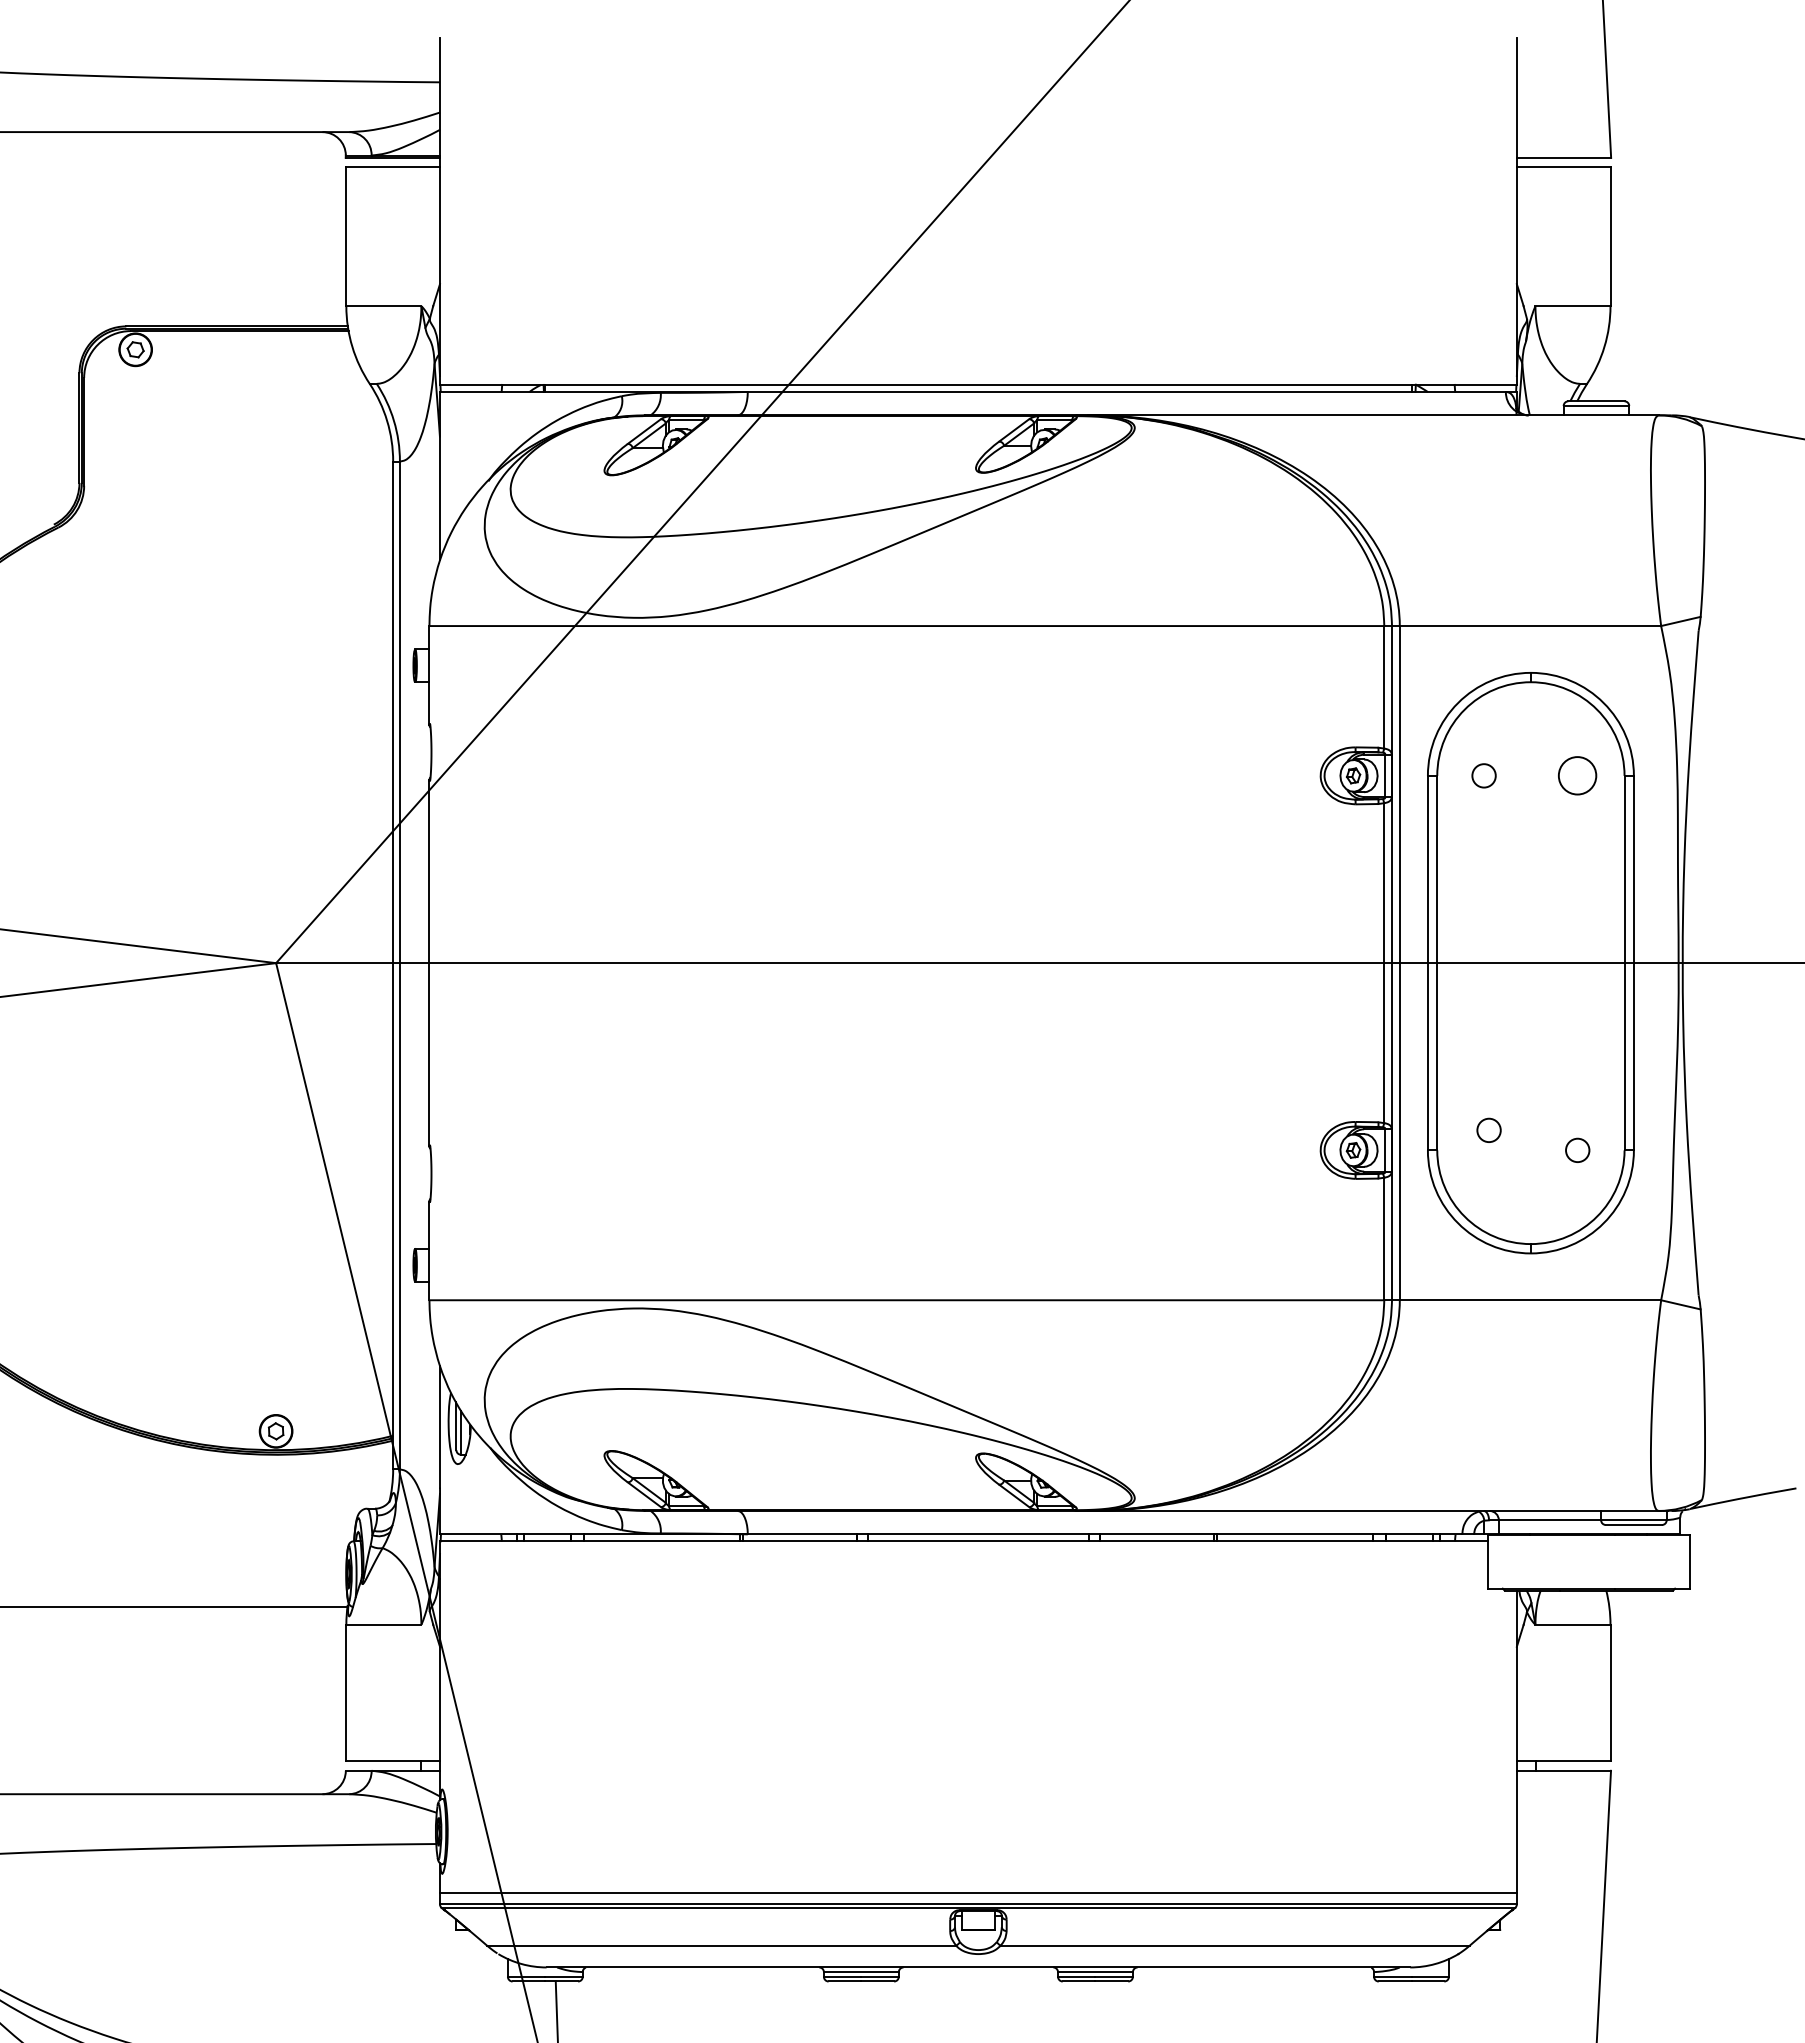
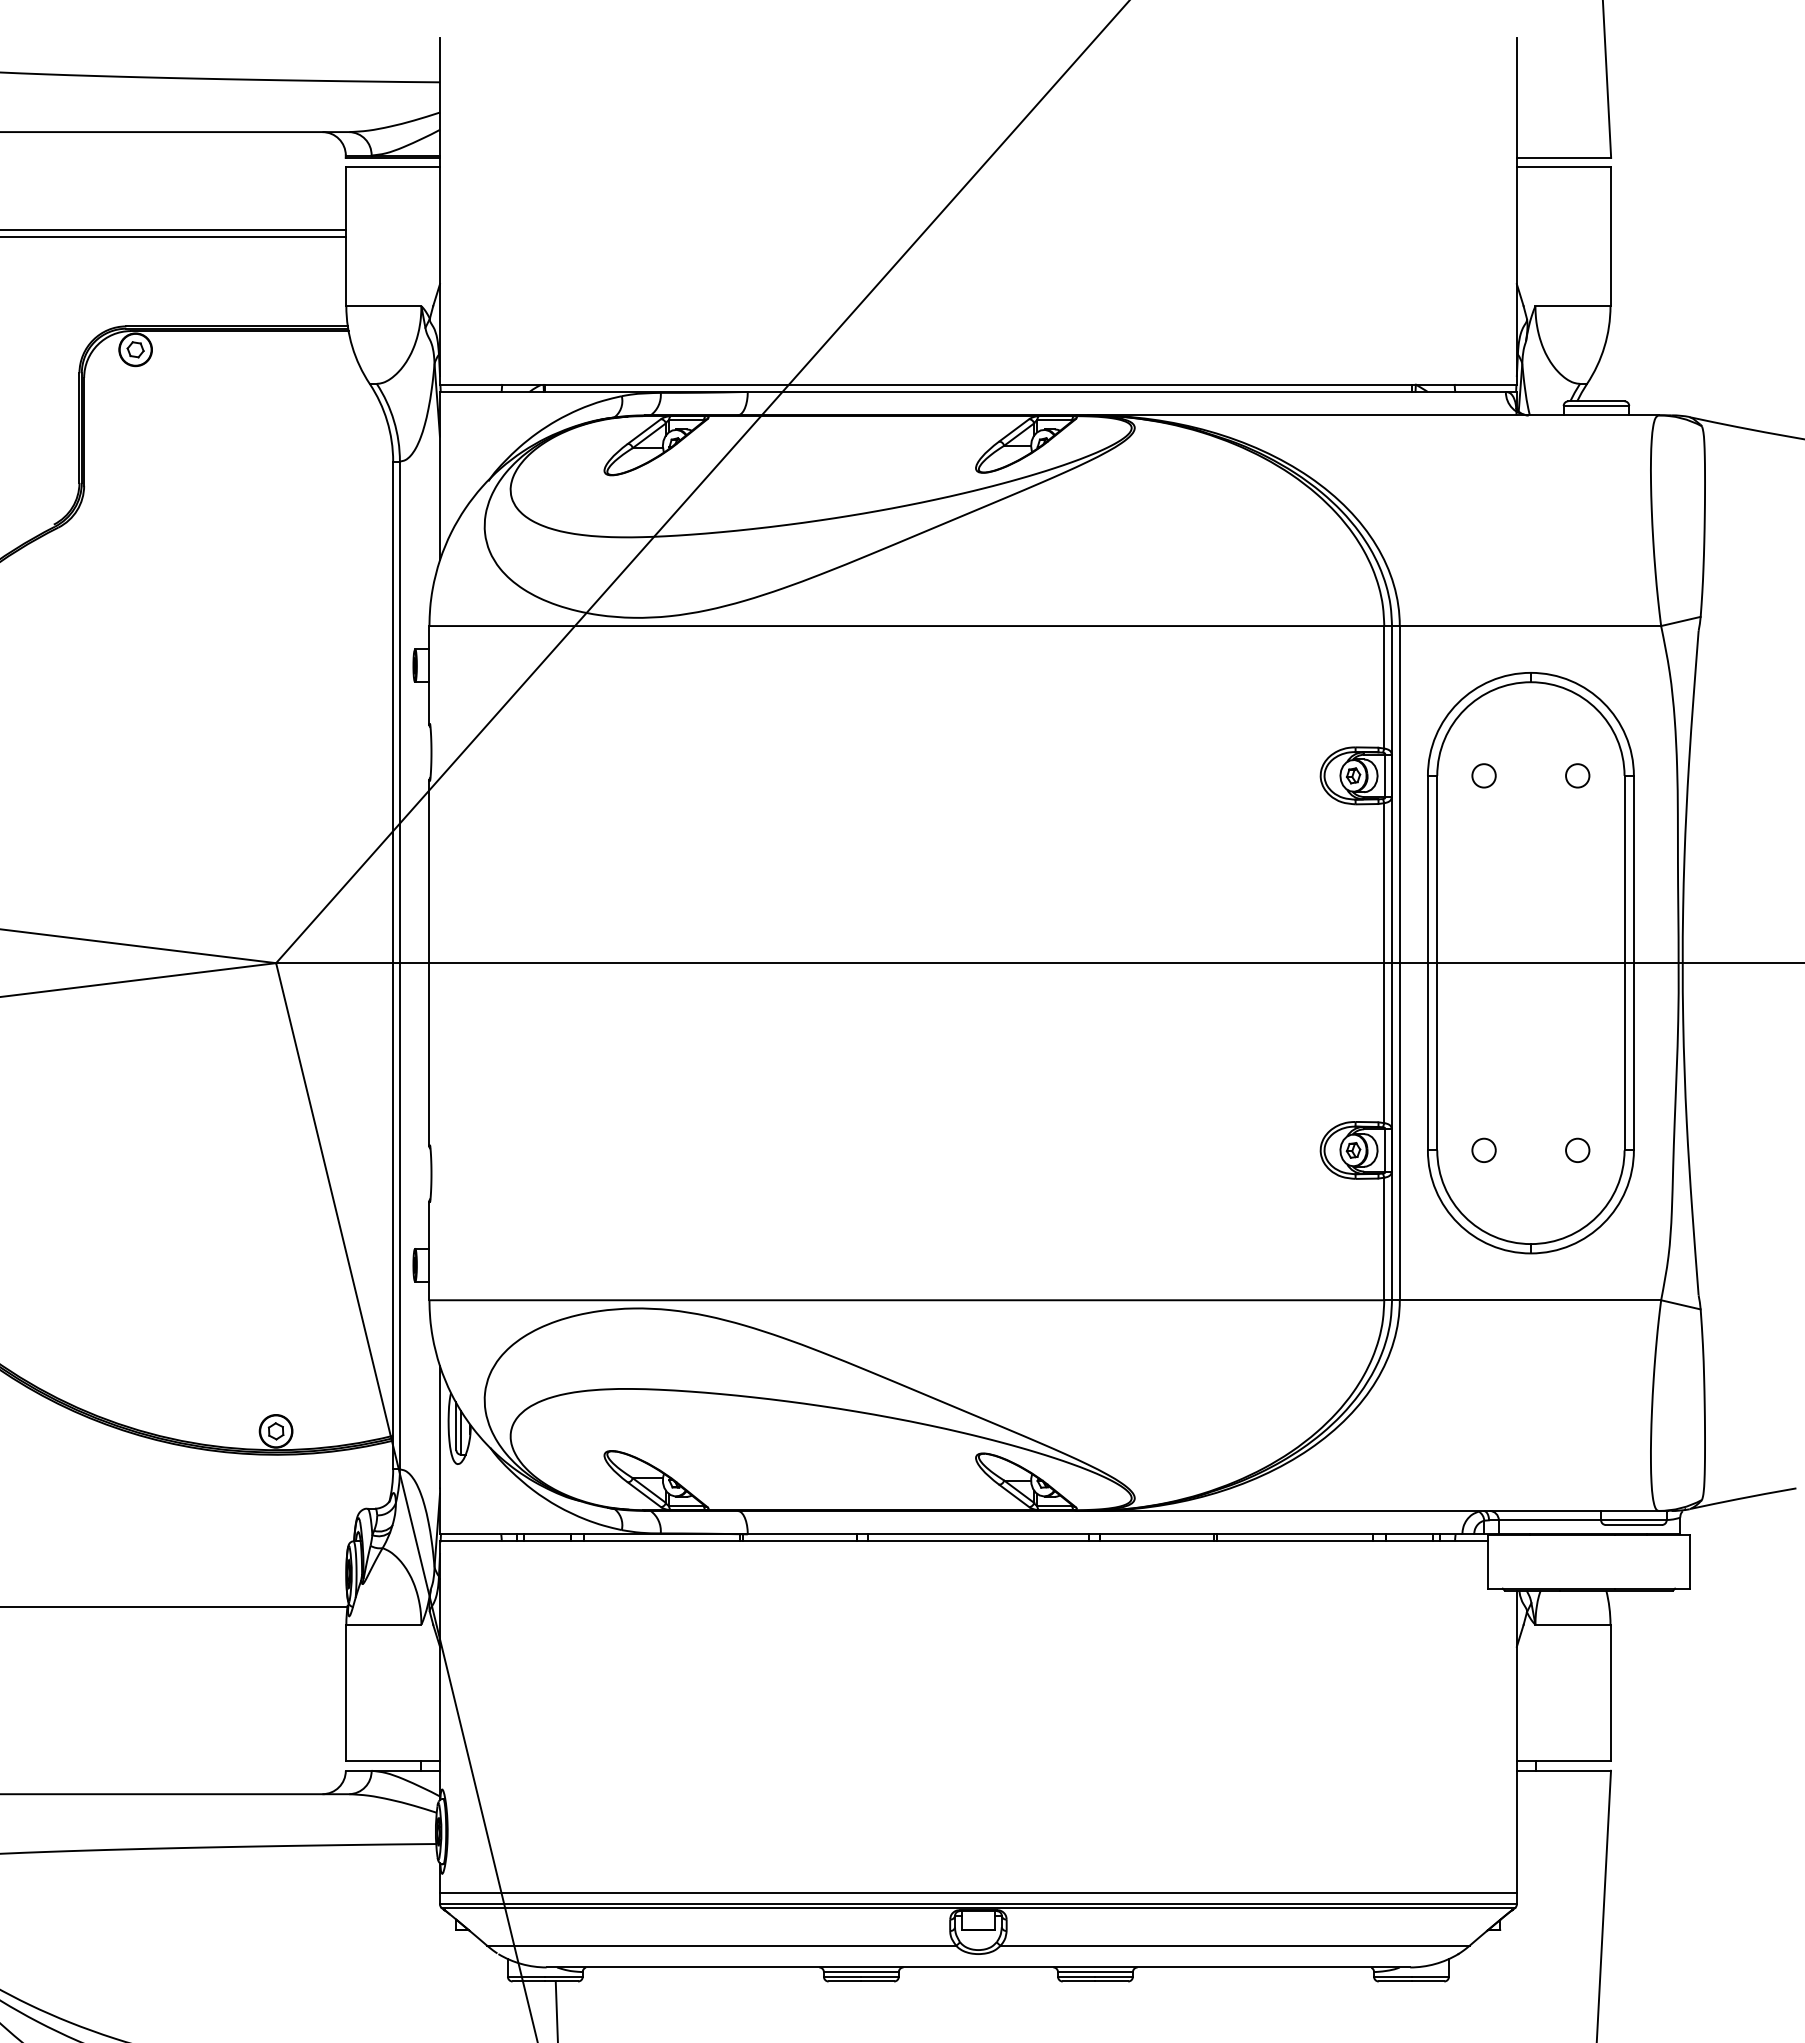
line: none -> present (174, 230)
line: none -> present (174, 237)
circle size: 40x40 px -> 26x26 px (1577, 775)
circle position: (1488, 1129) -> (1483, 1149) (1483, 1149)
